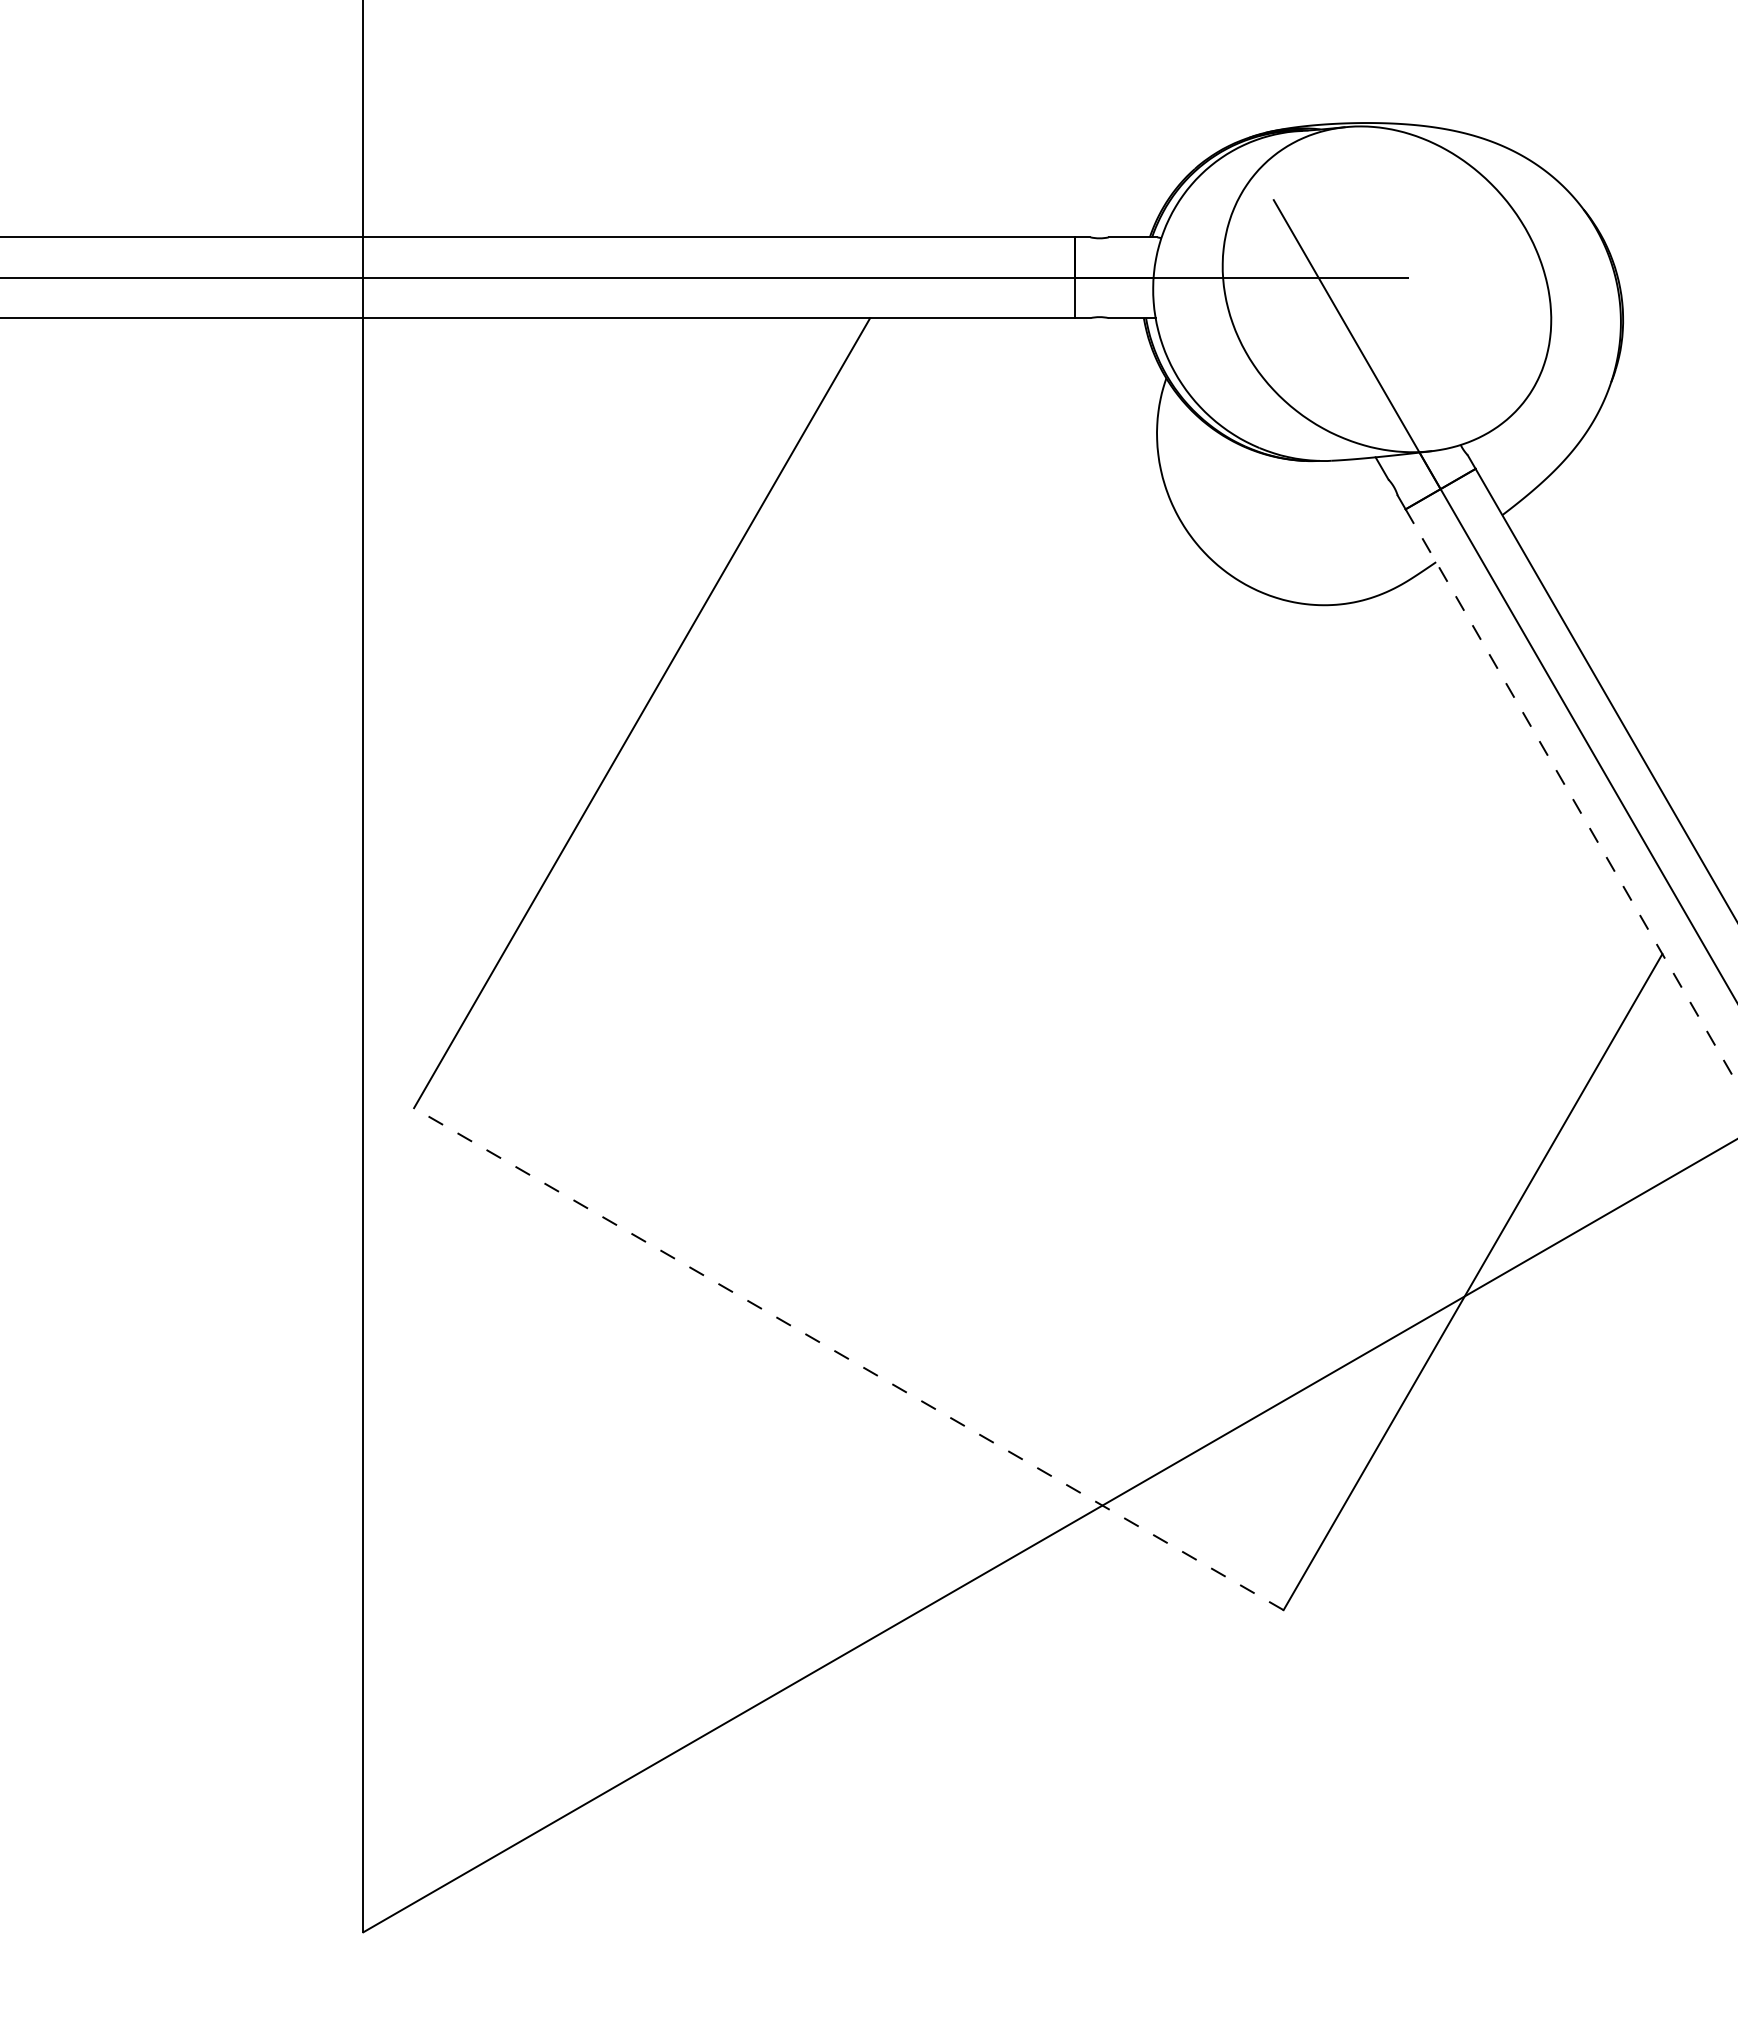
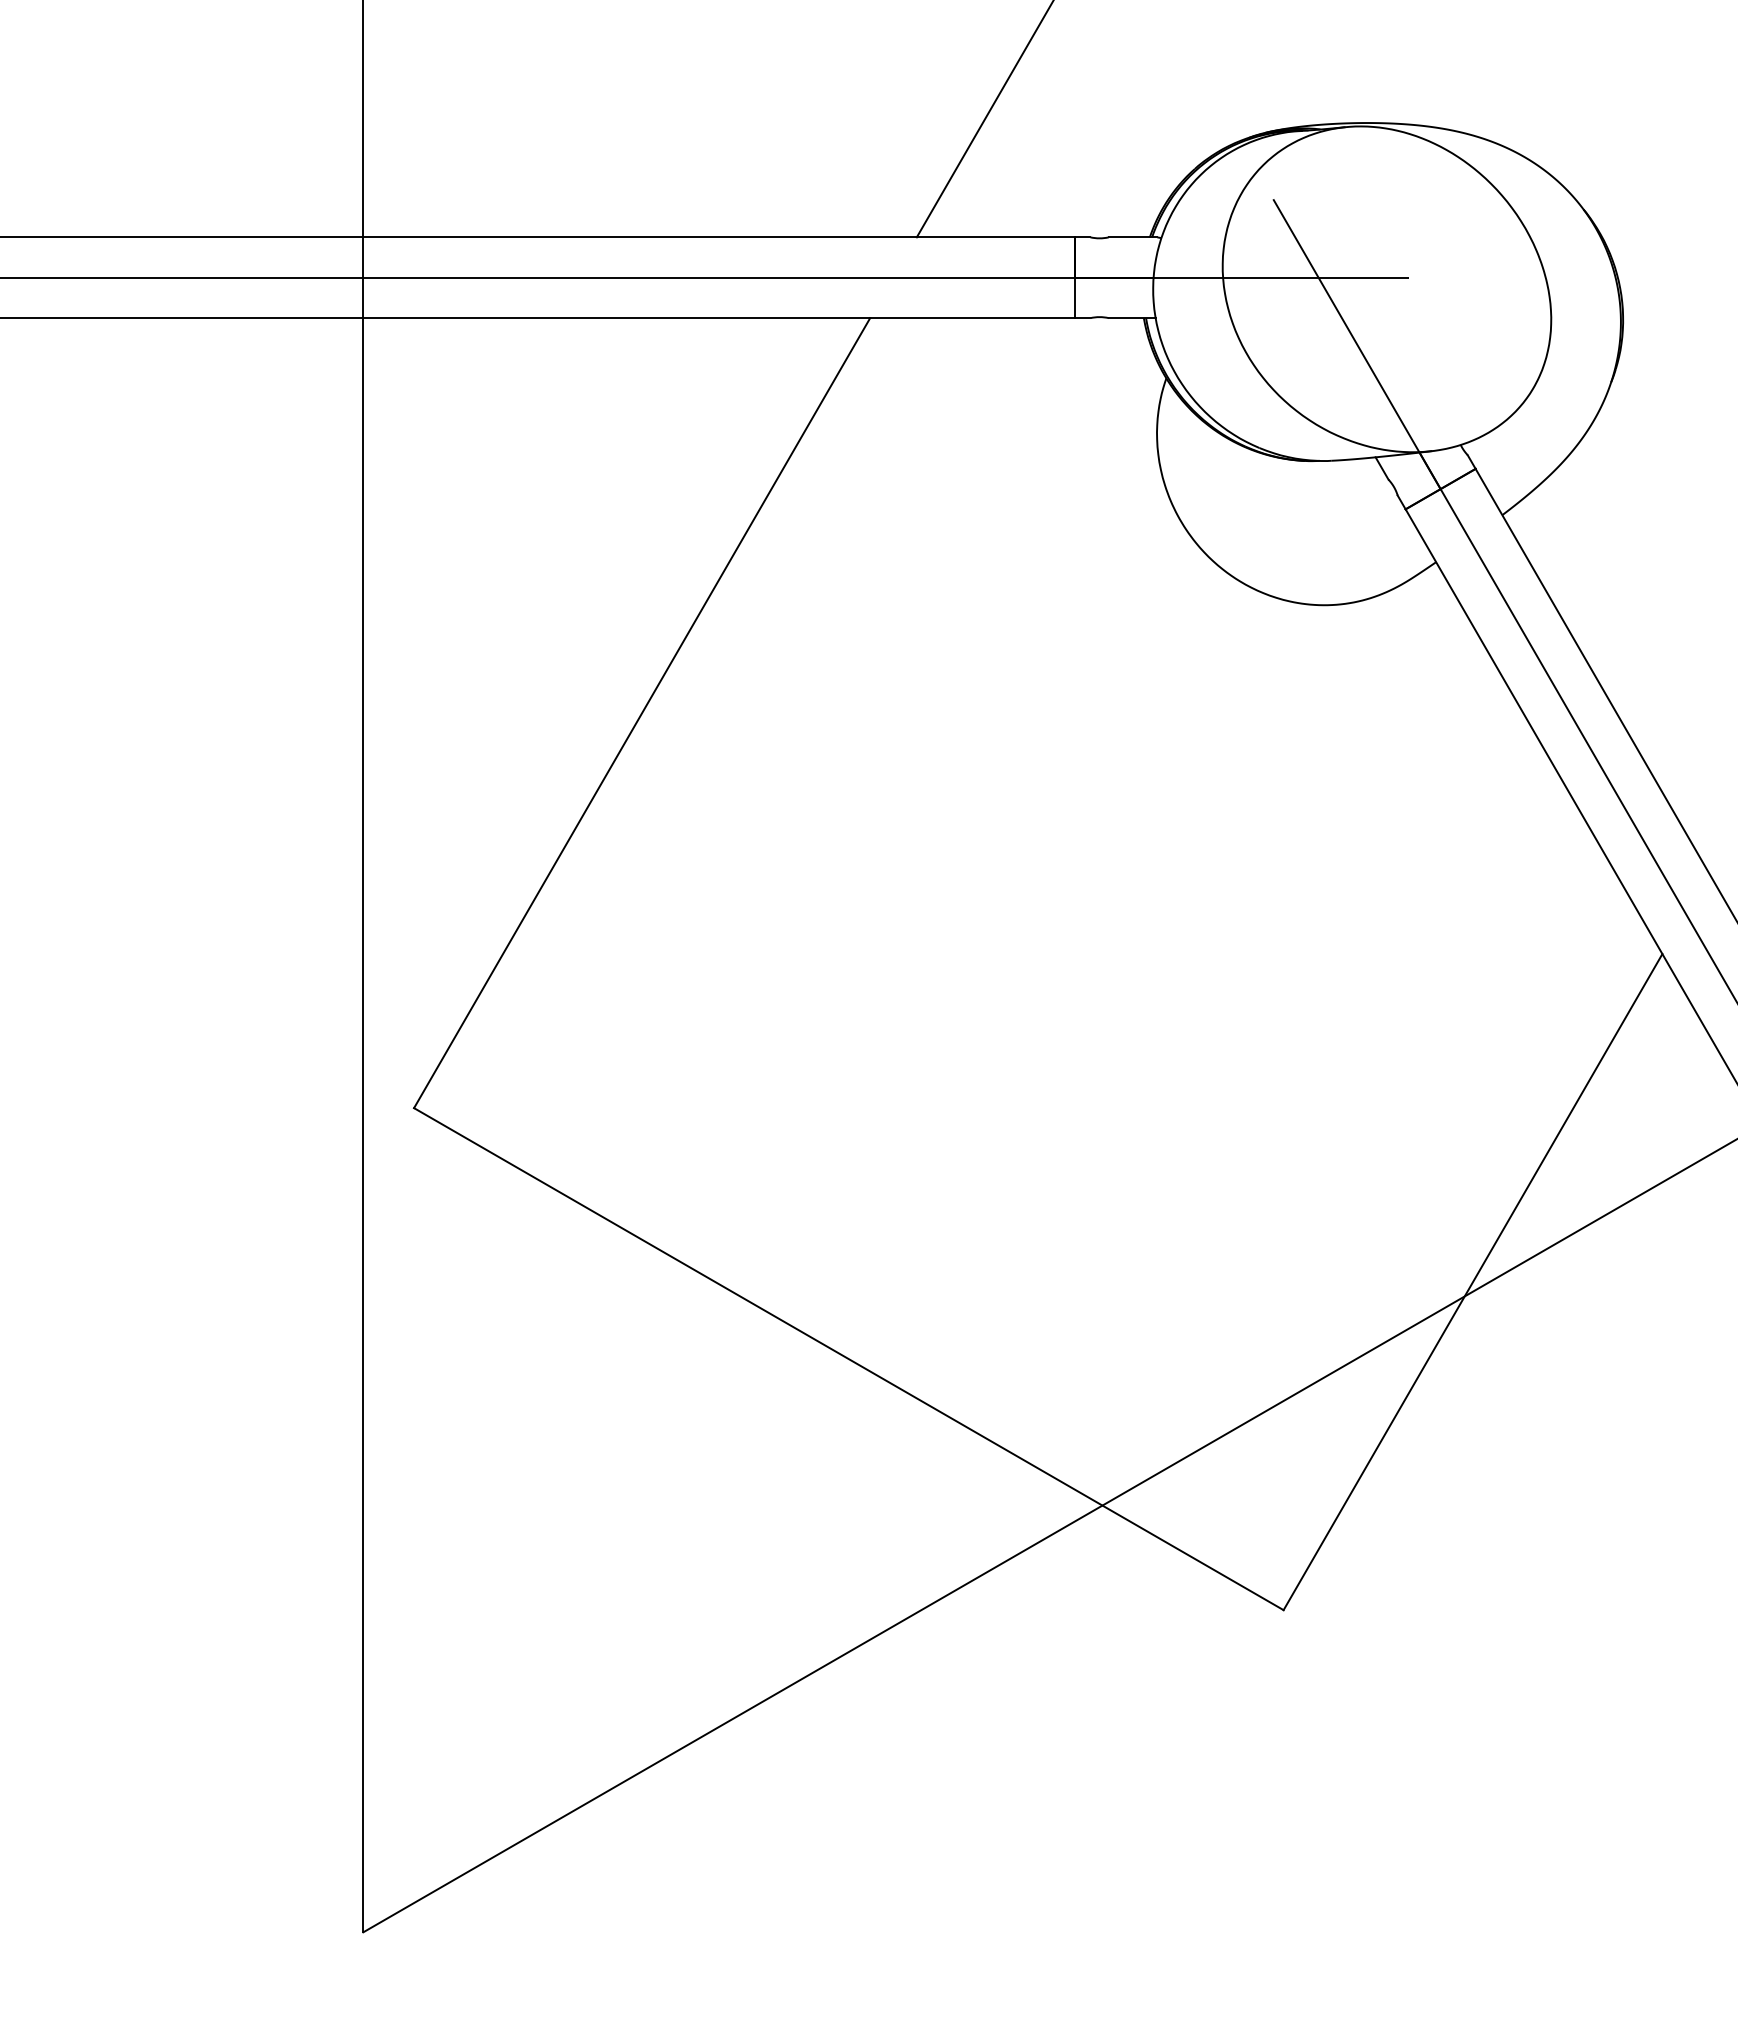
line: none -> present (984, 119)
line: dashed -> solid (1571, 796)
line: dashed -> solid (848, 1358)
